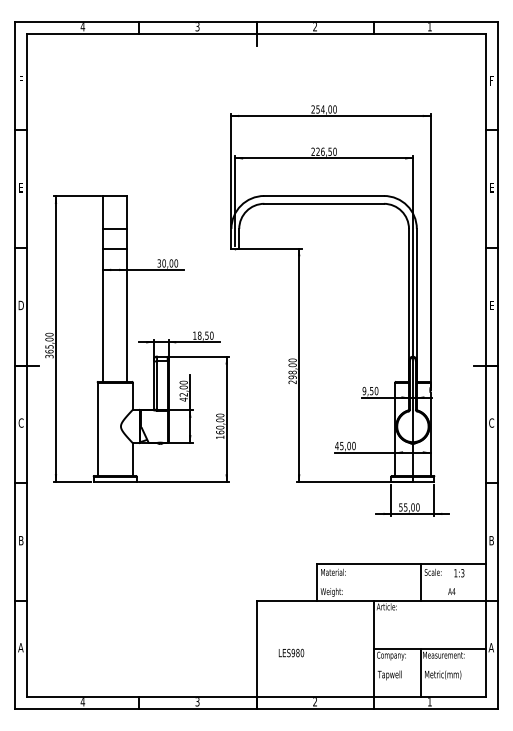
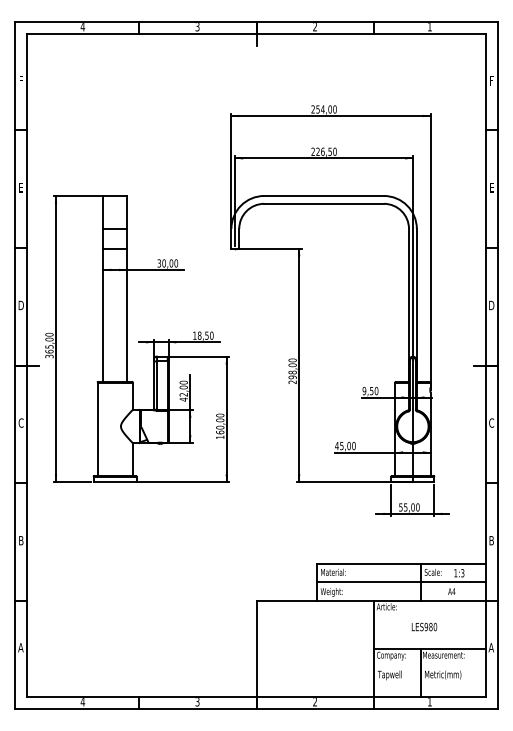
text: E -> D (491, 305)
line: none -> present (401, 582)
text position: (291, 652) -> (424, 626) (424, 626)
